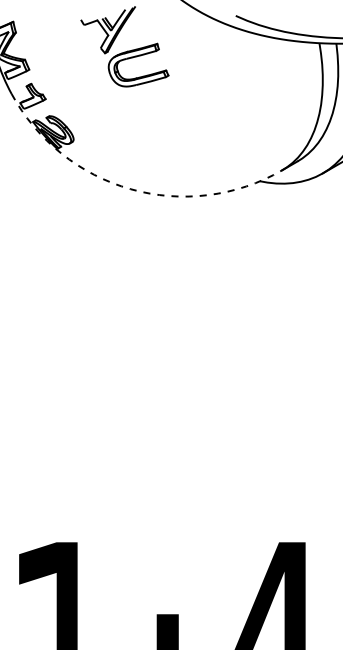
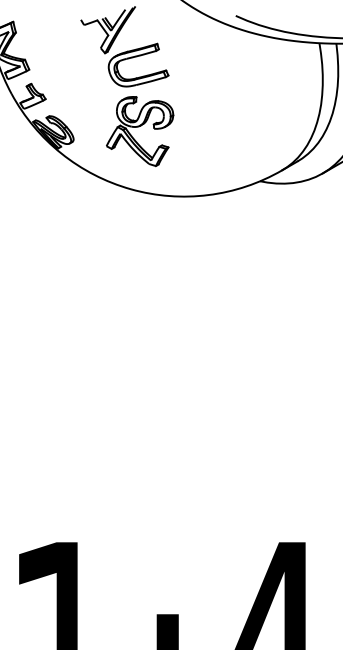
part: none -> present (140, 131)
arc: dashed -> solid (130, 189)
